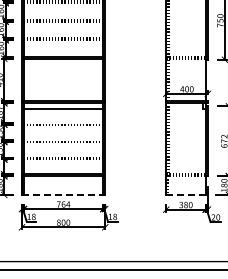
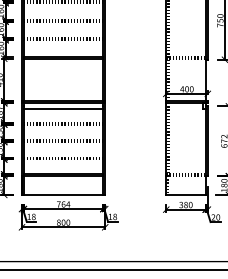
line: none -> present (63, 122)
line: none -> present (63, 140)
line: dashed -> solid (63, 194)
line: dashed -> solid (186, 194)
